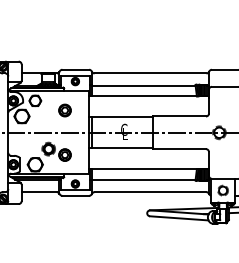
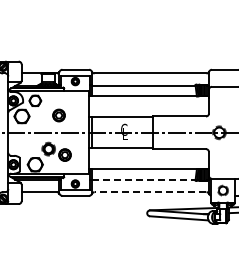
part position: (64, 110) -> (58, 115) (58, 115)
line: solid -> dashed (143, 179)
line: solid -> dashed (150, 192)
